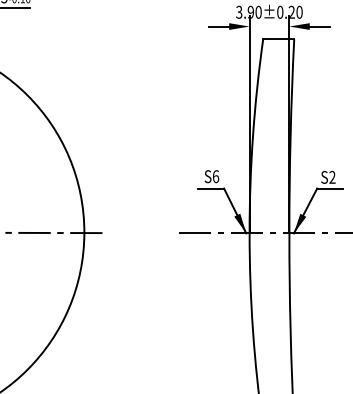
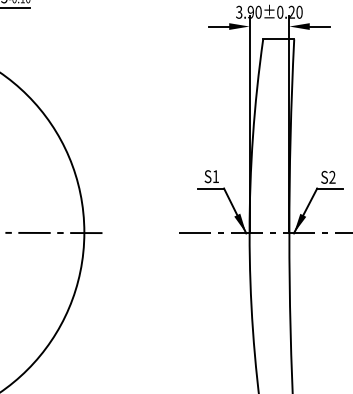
text: S6 -> S1 (216, 176)
